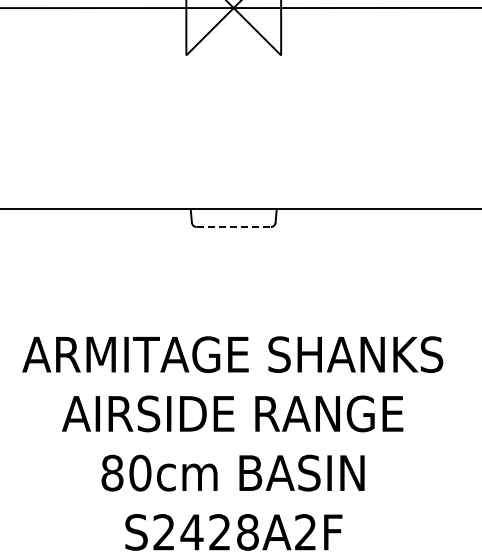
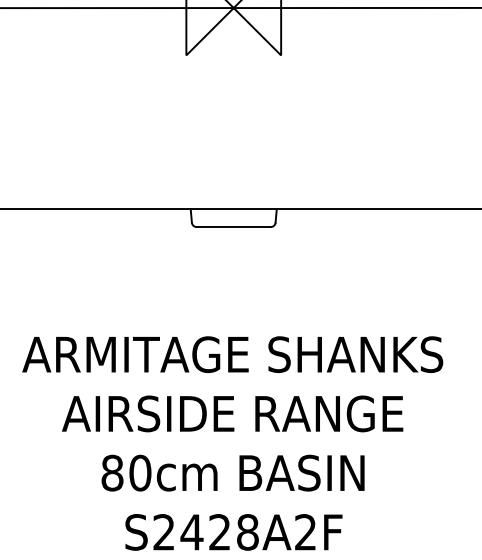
line: dashed -> solid (234, 227)
